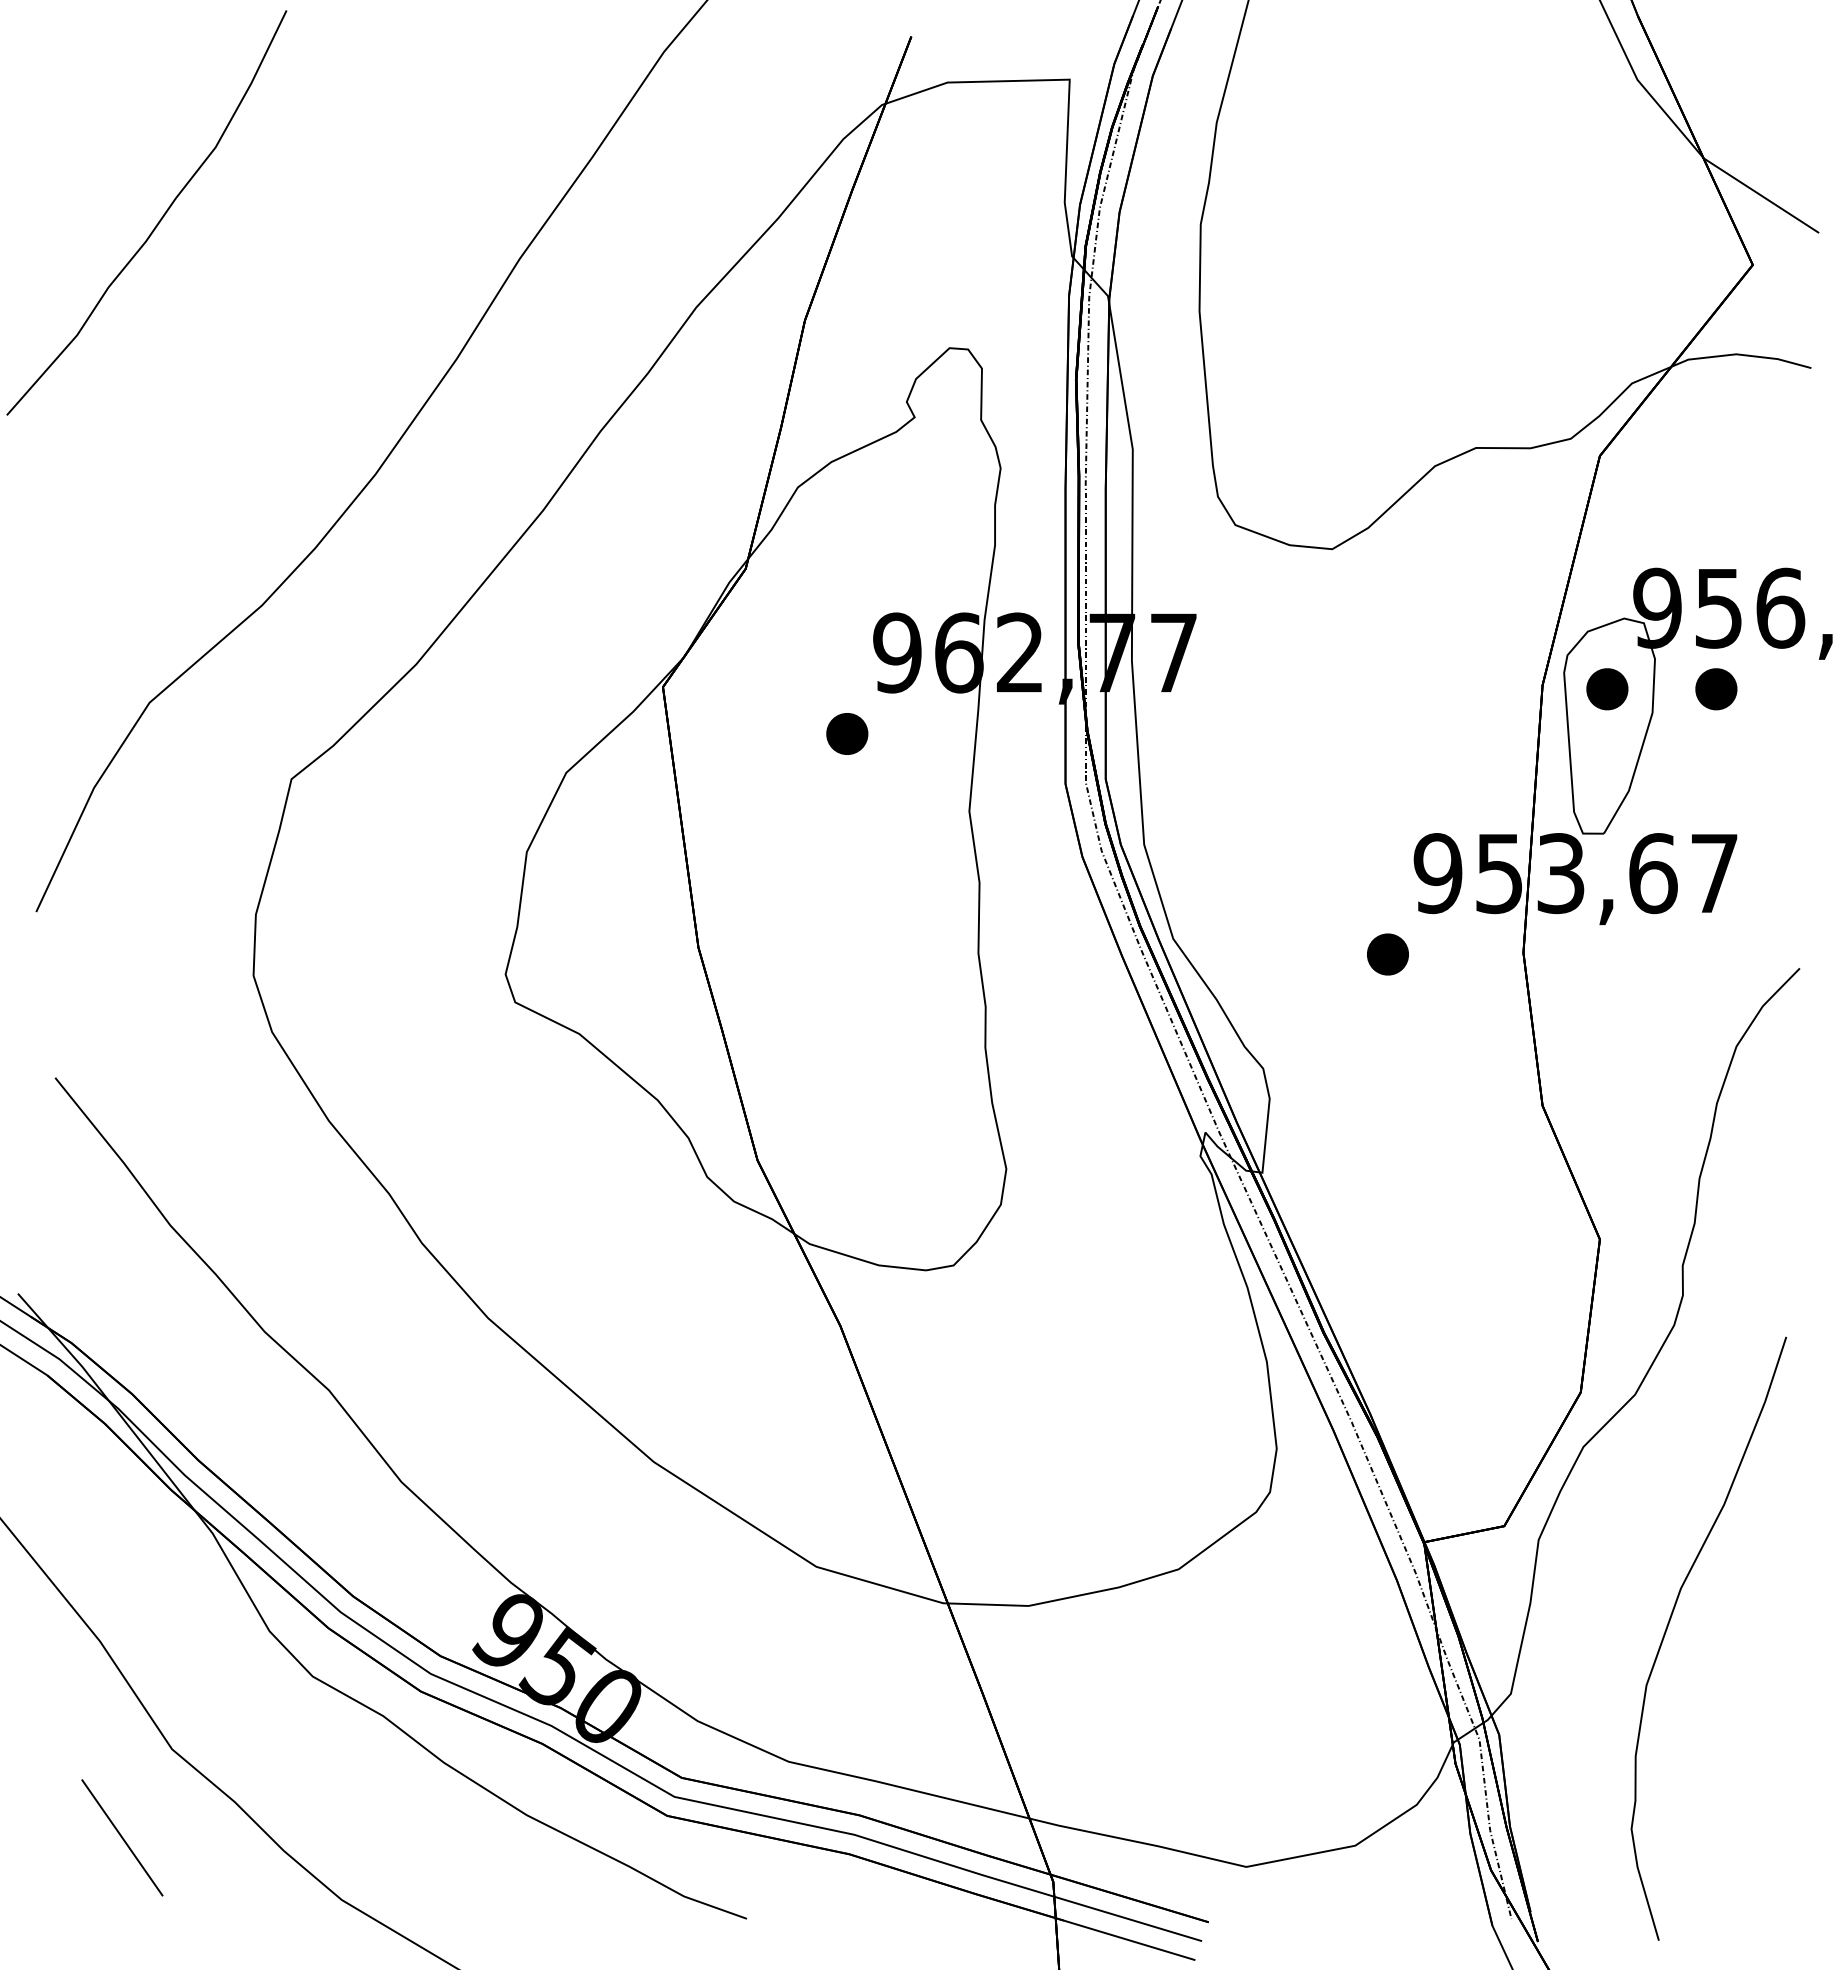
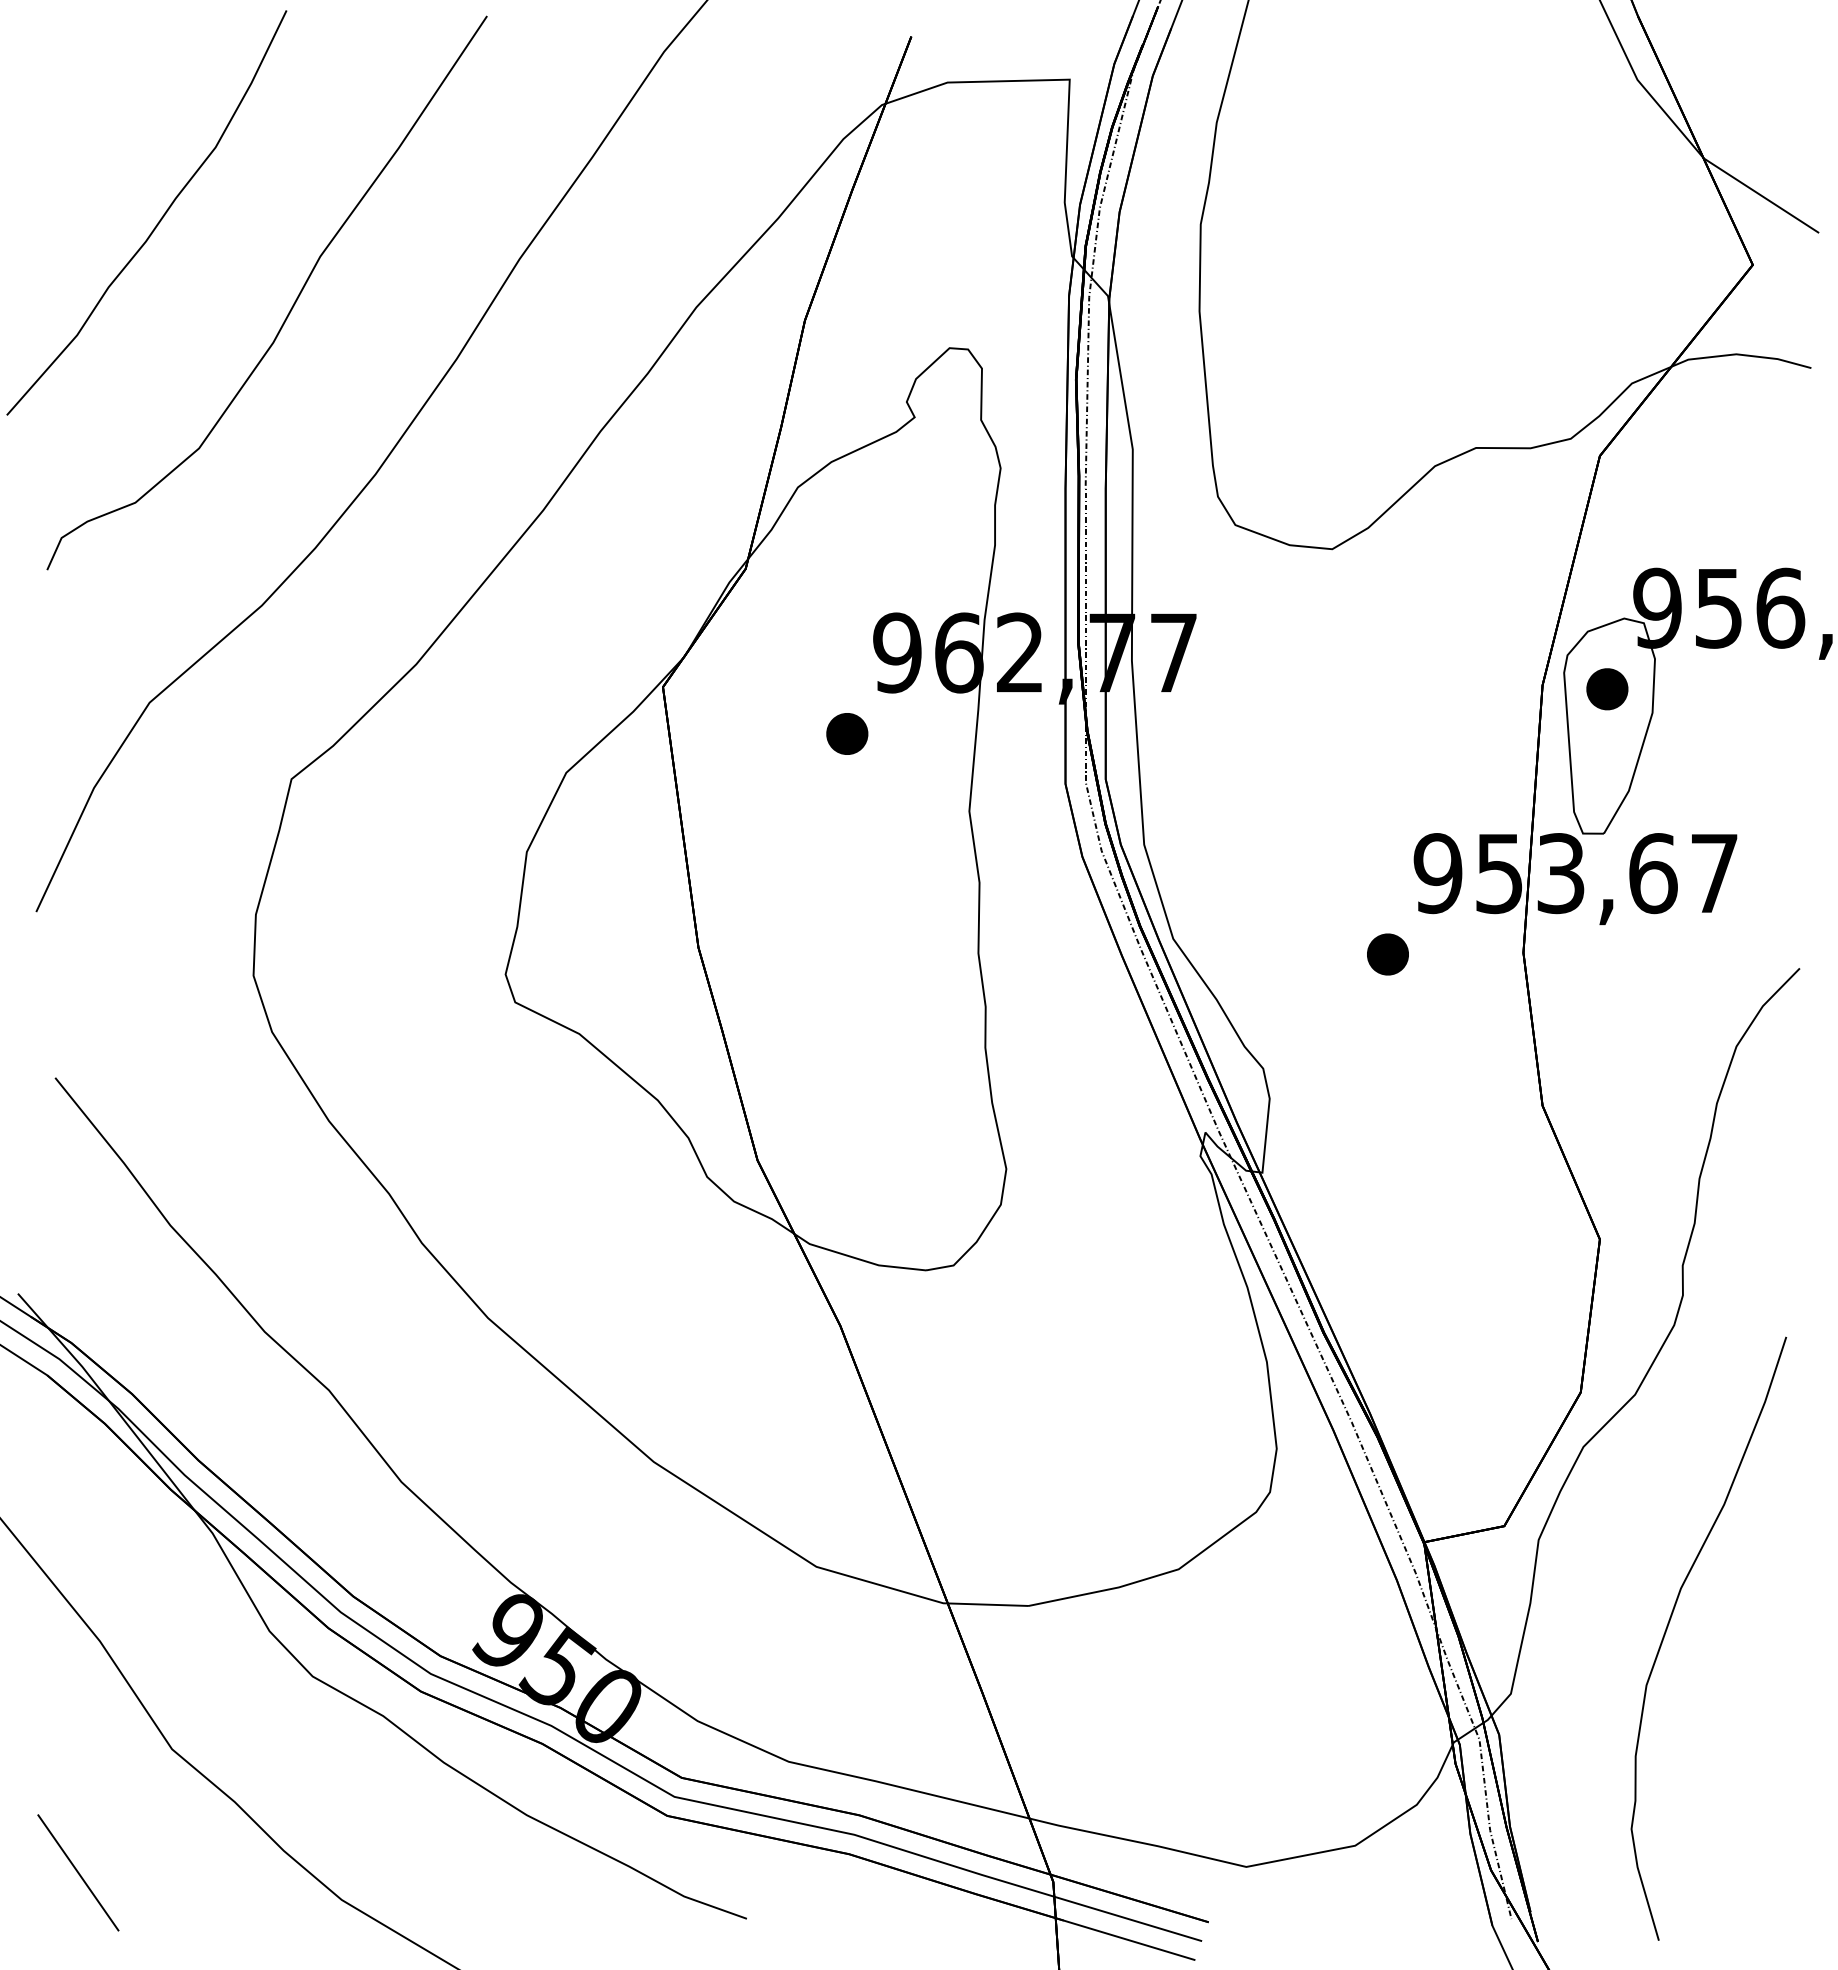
curve: none -> present (290, 308)
part: present -> none (1716, 689)
line position: (122, 1837) -> (78, 1872) (78, 1872)
